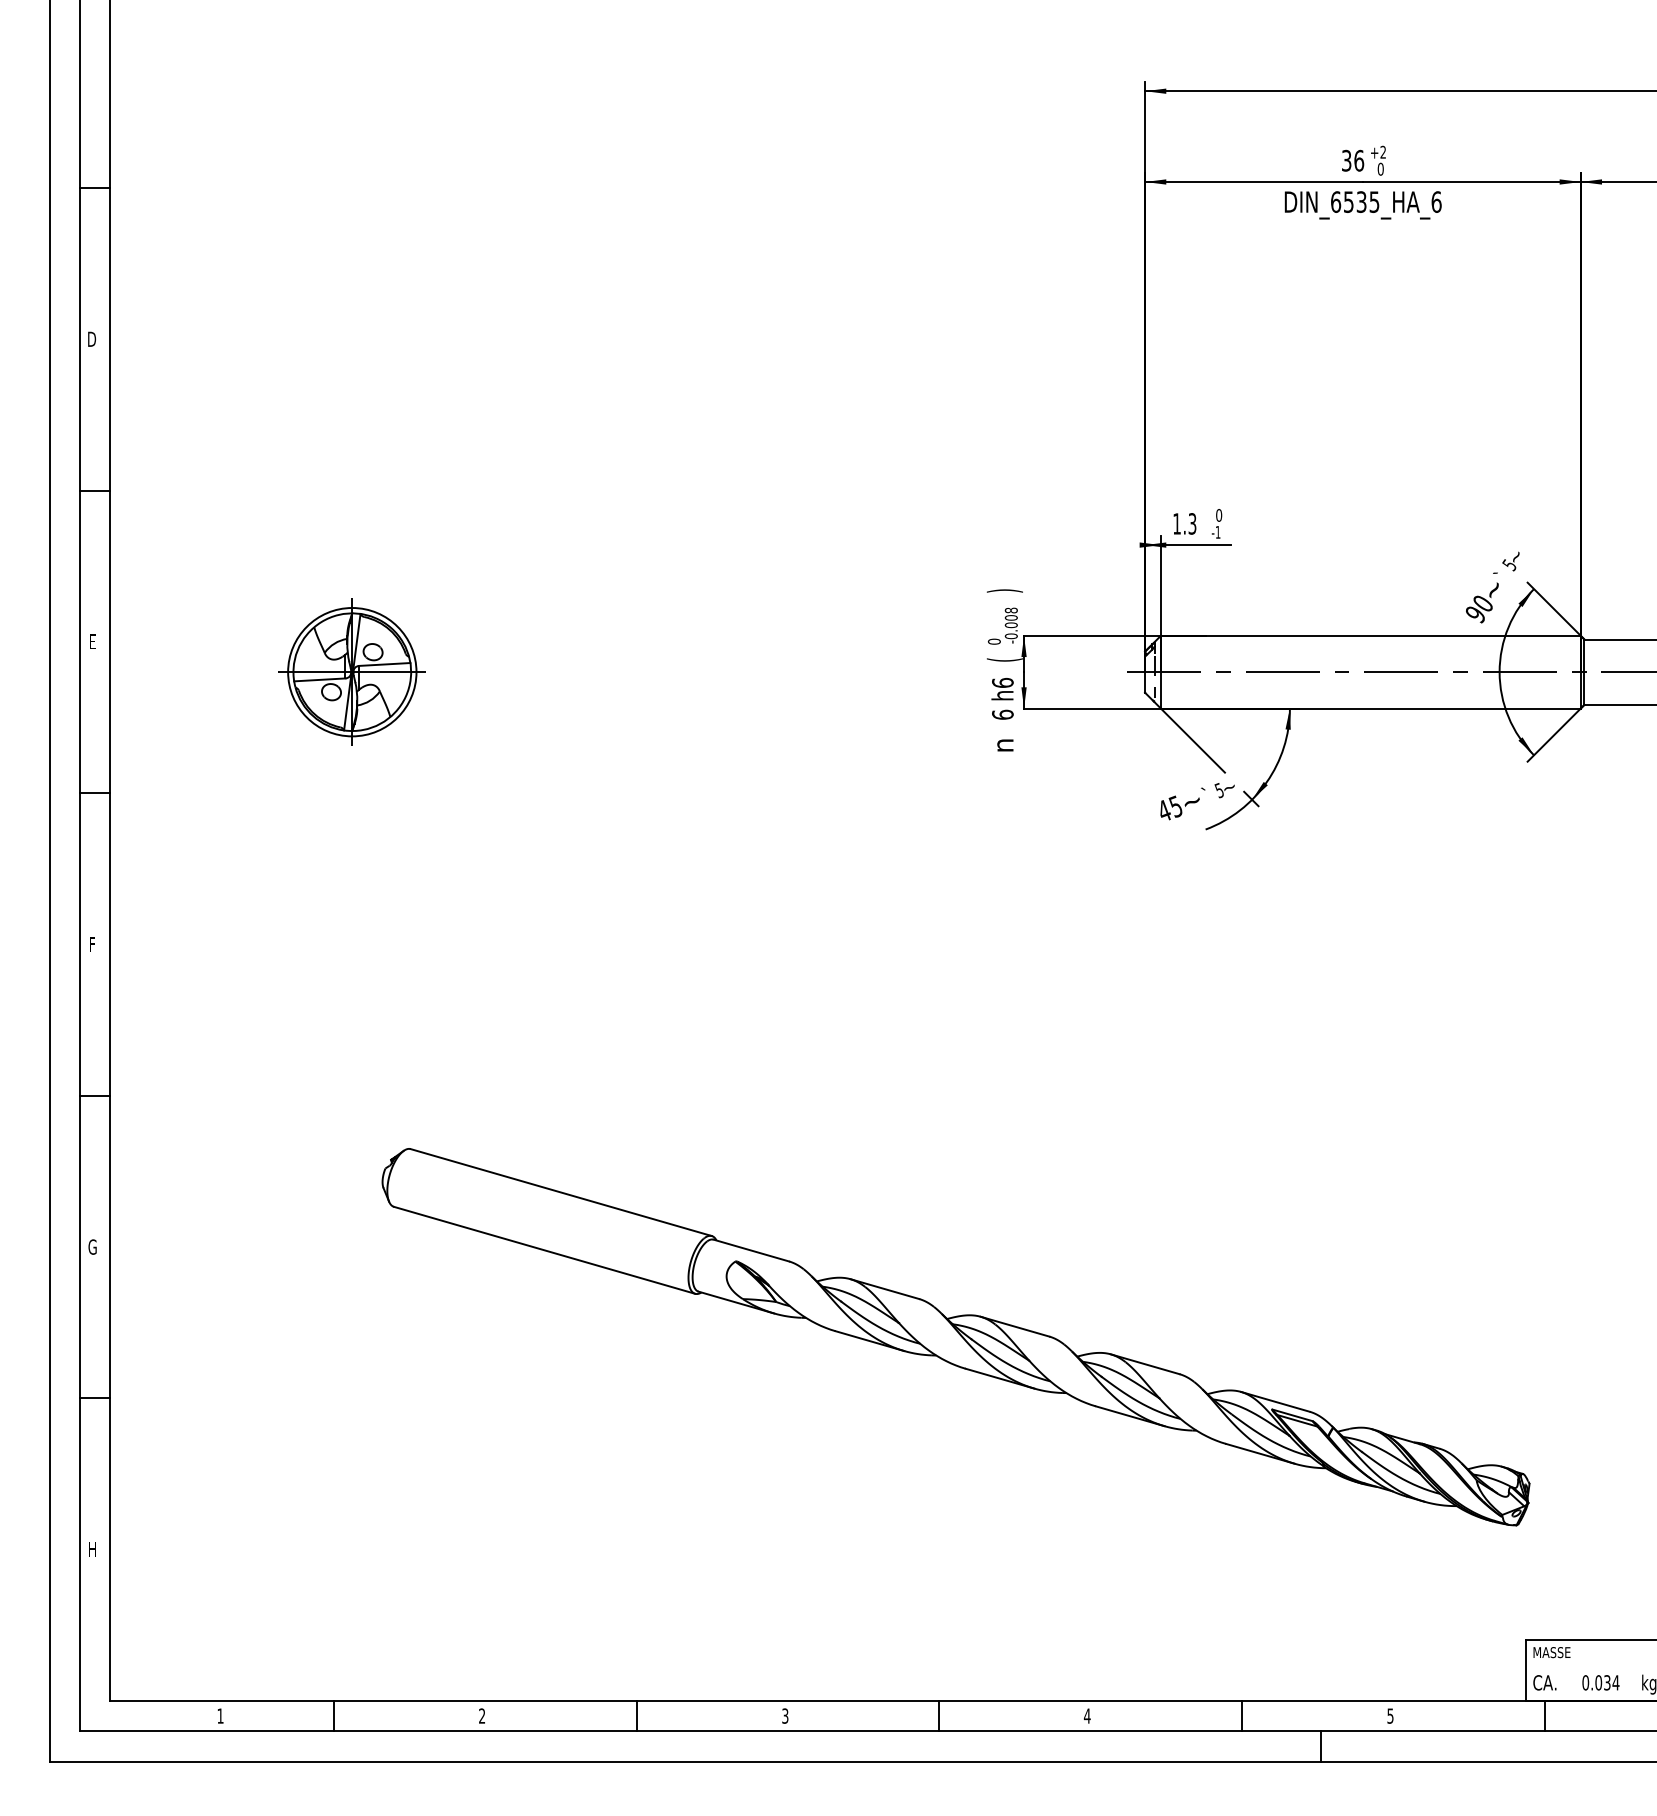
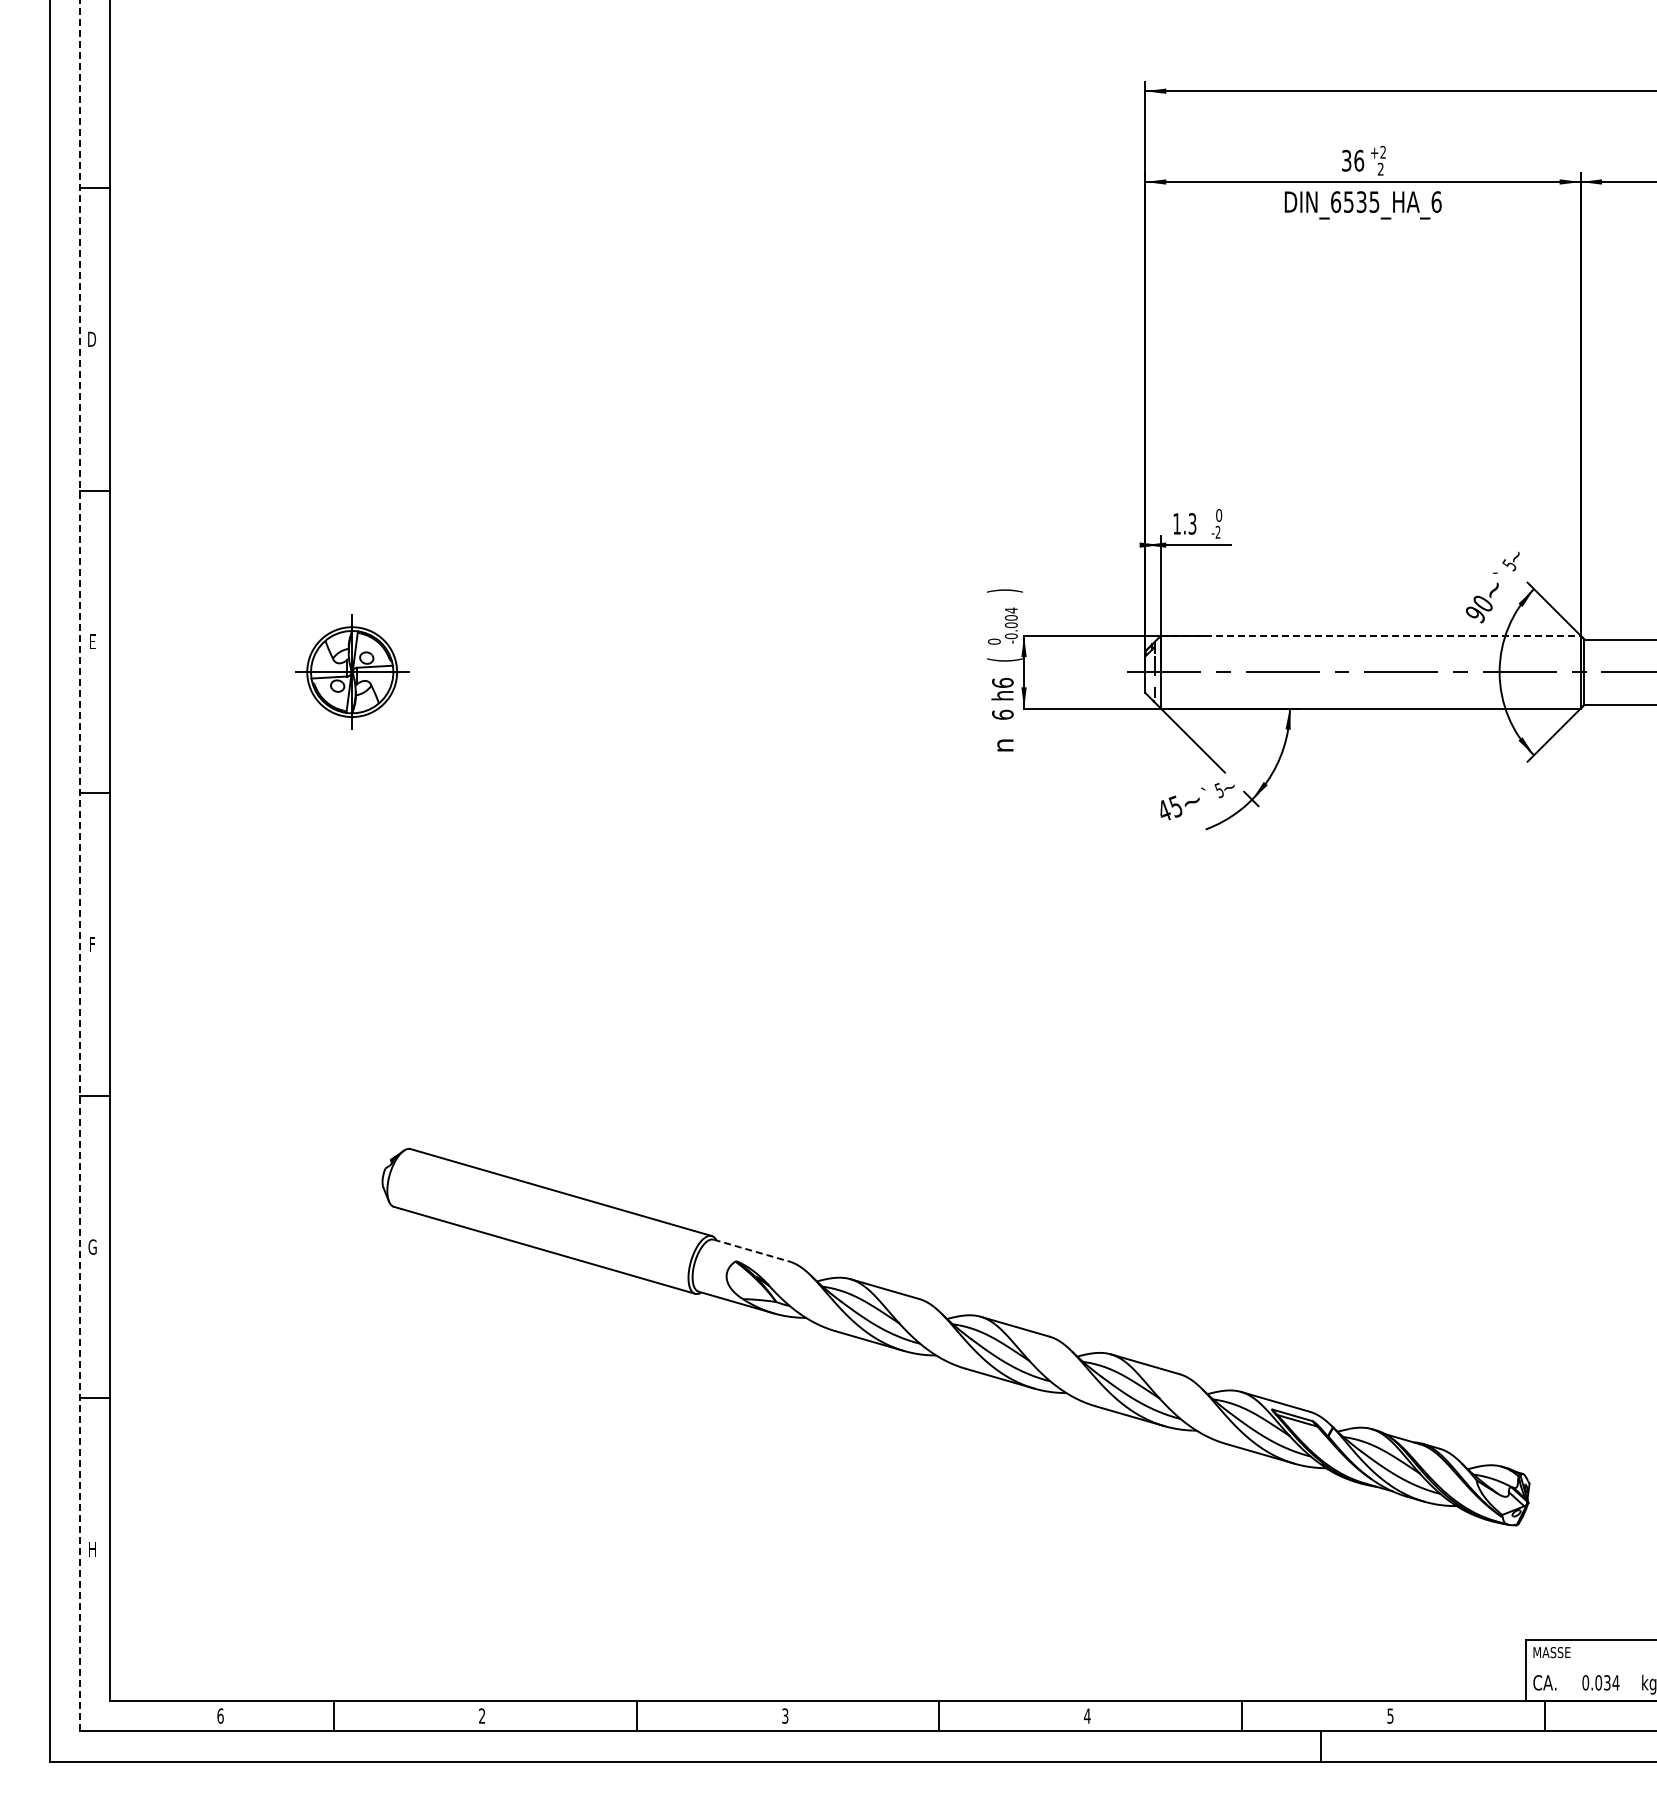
text: 0 -> 2 (1380, 168)
text: -1 -> -2 (1217, 531)
text: -0.008 -> -0.004 (1010, 610)
line: solid -> dashed (1370, 635)
part size: 148x148 px -> 115x116 px (352, 671)
line: solid -> dashed (79, 865)
line: solid -> dashed (751, 1250)
text: 1 -> 6 (220, 1715)
